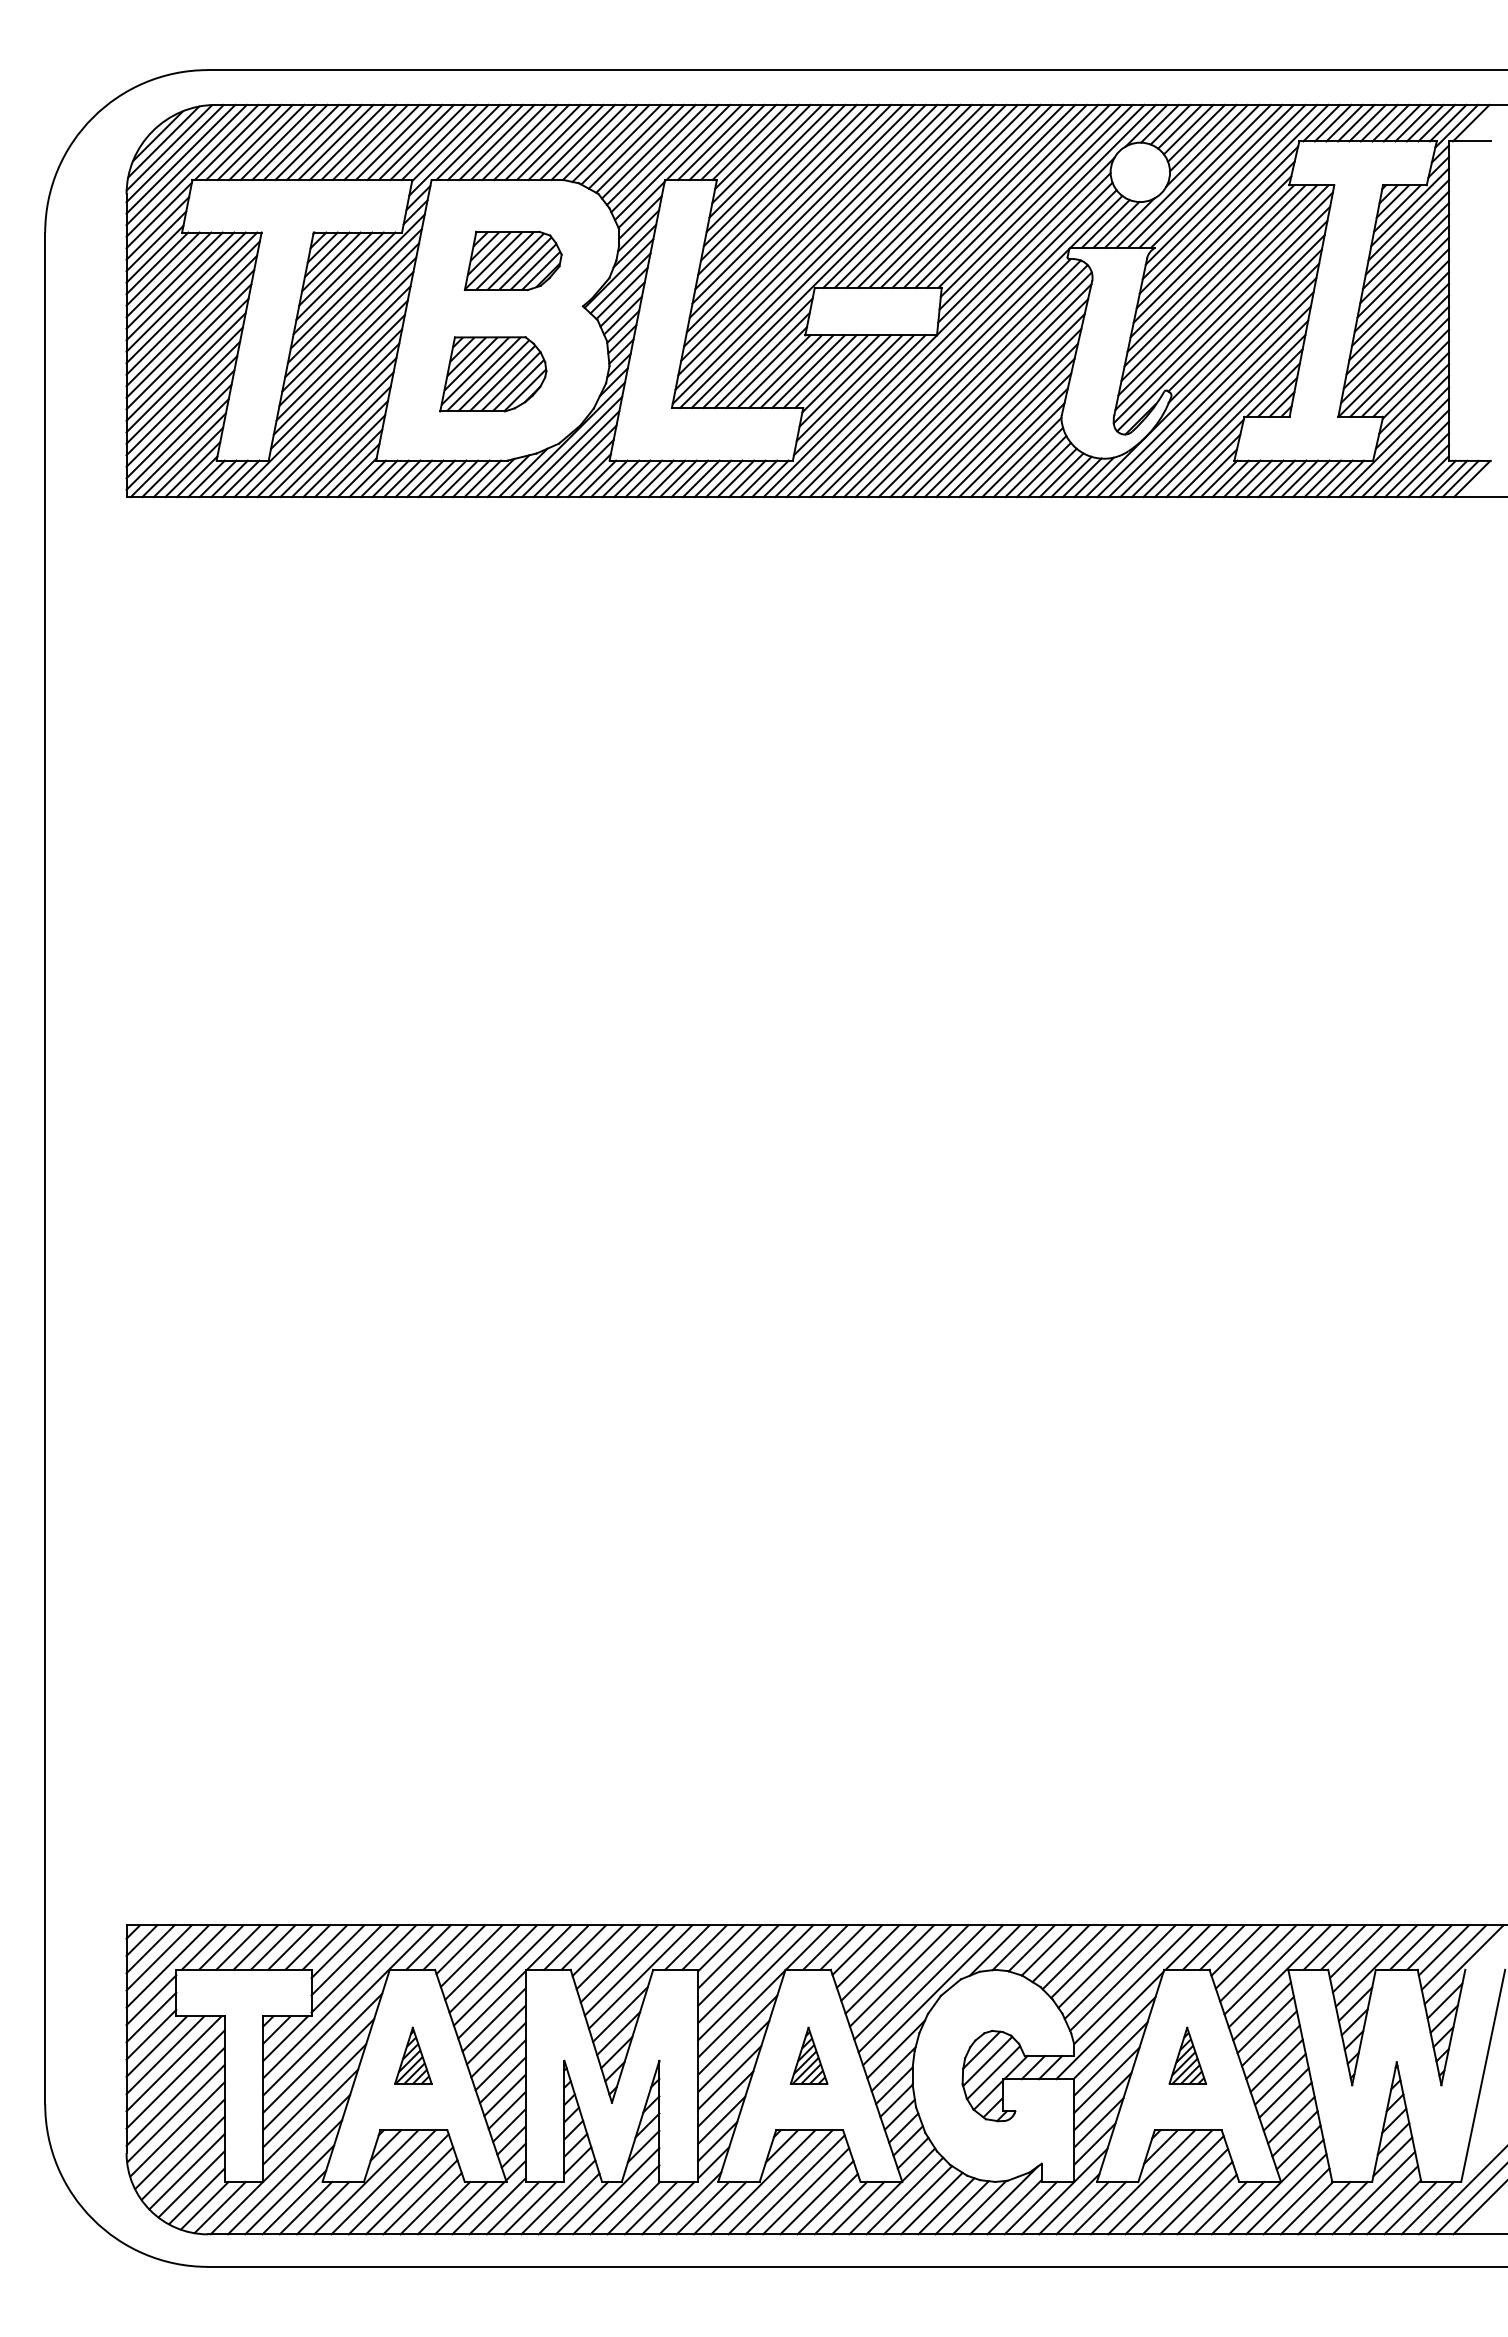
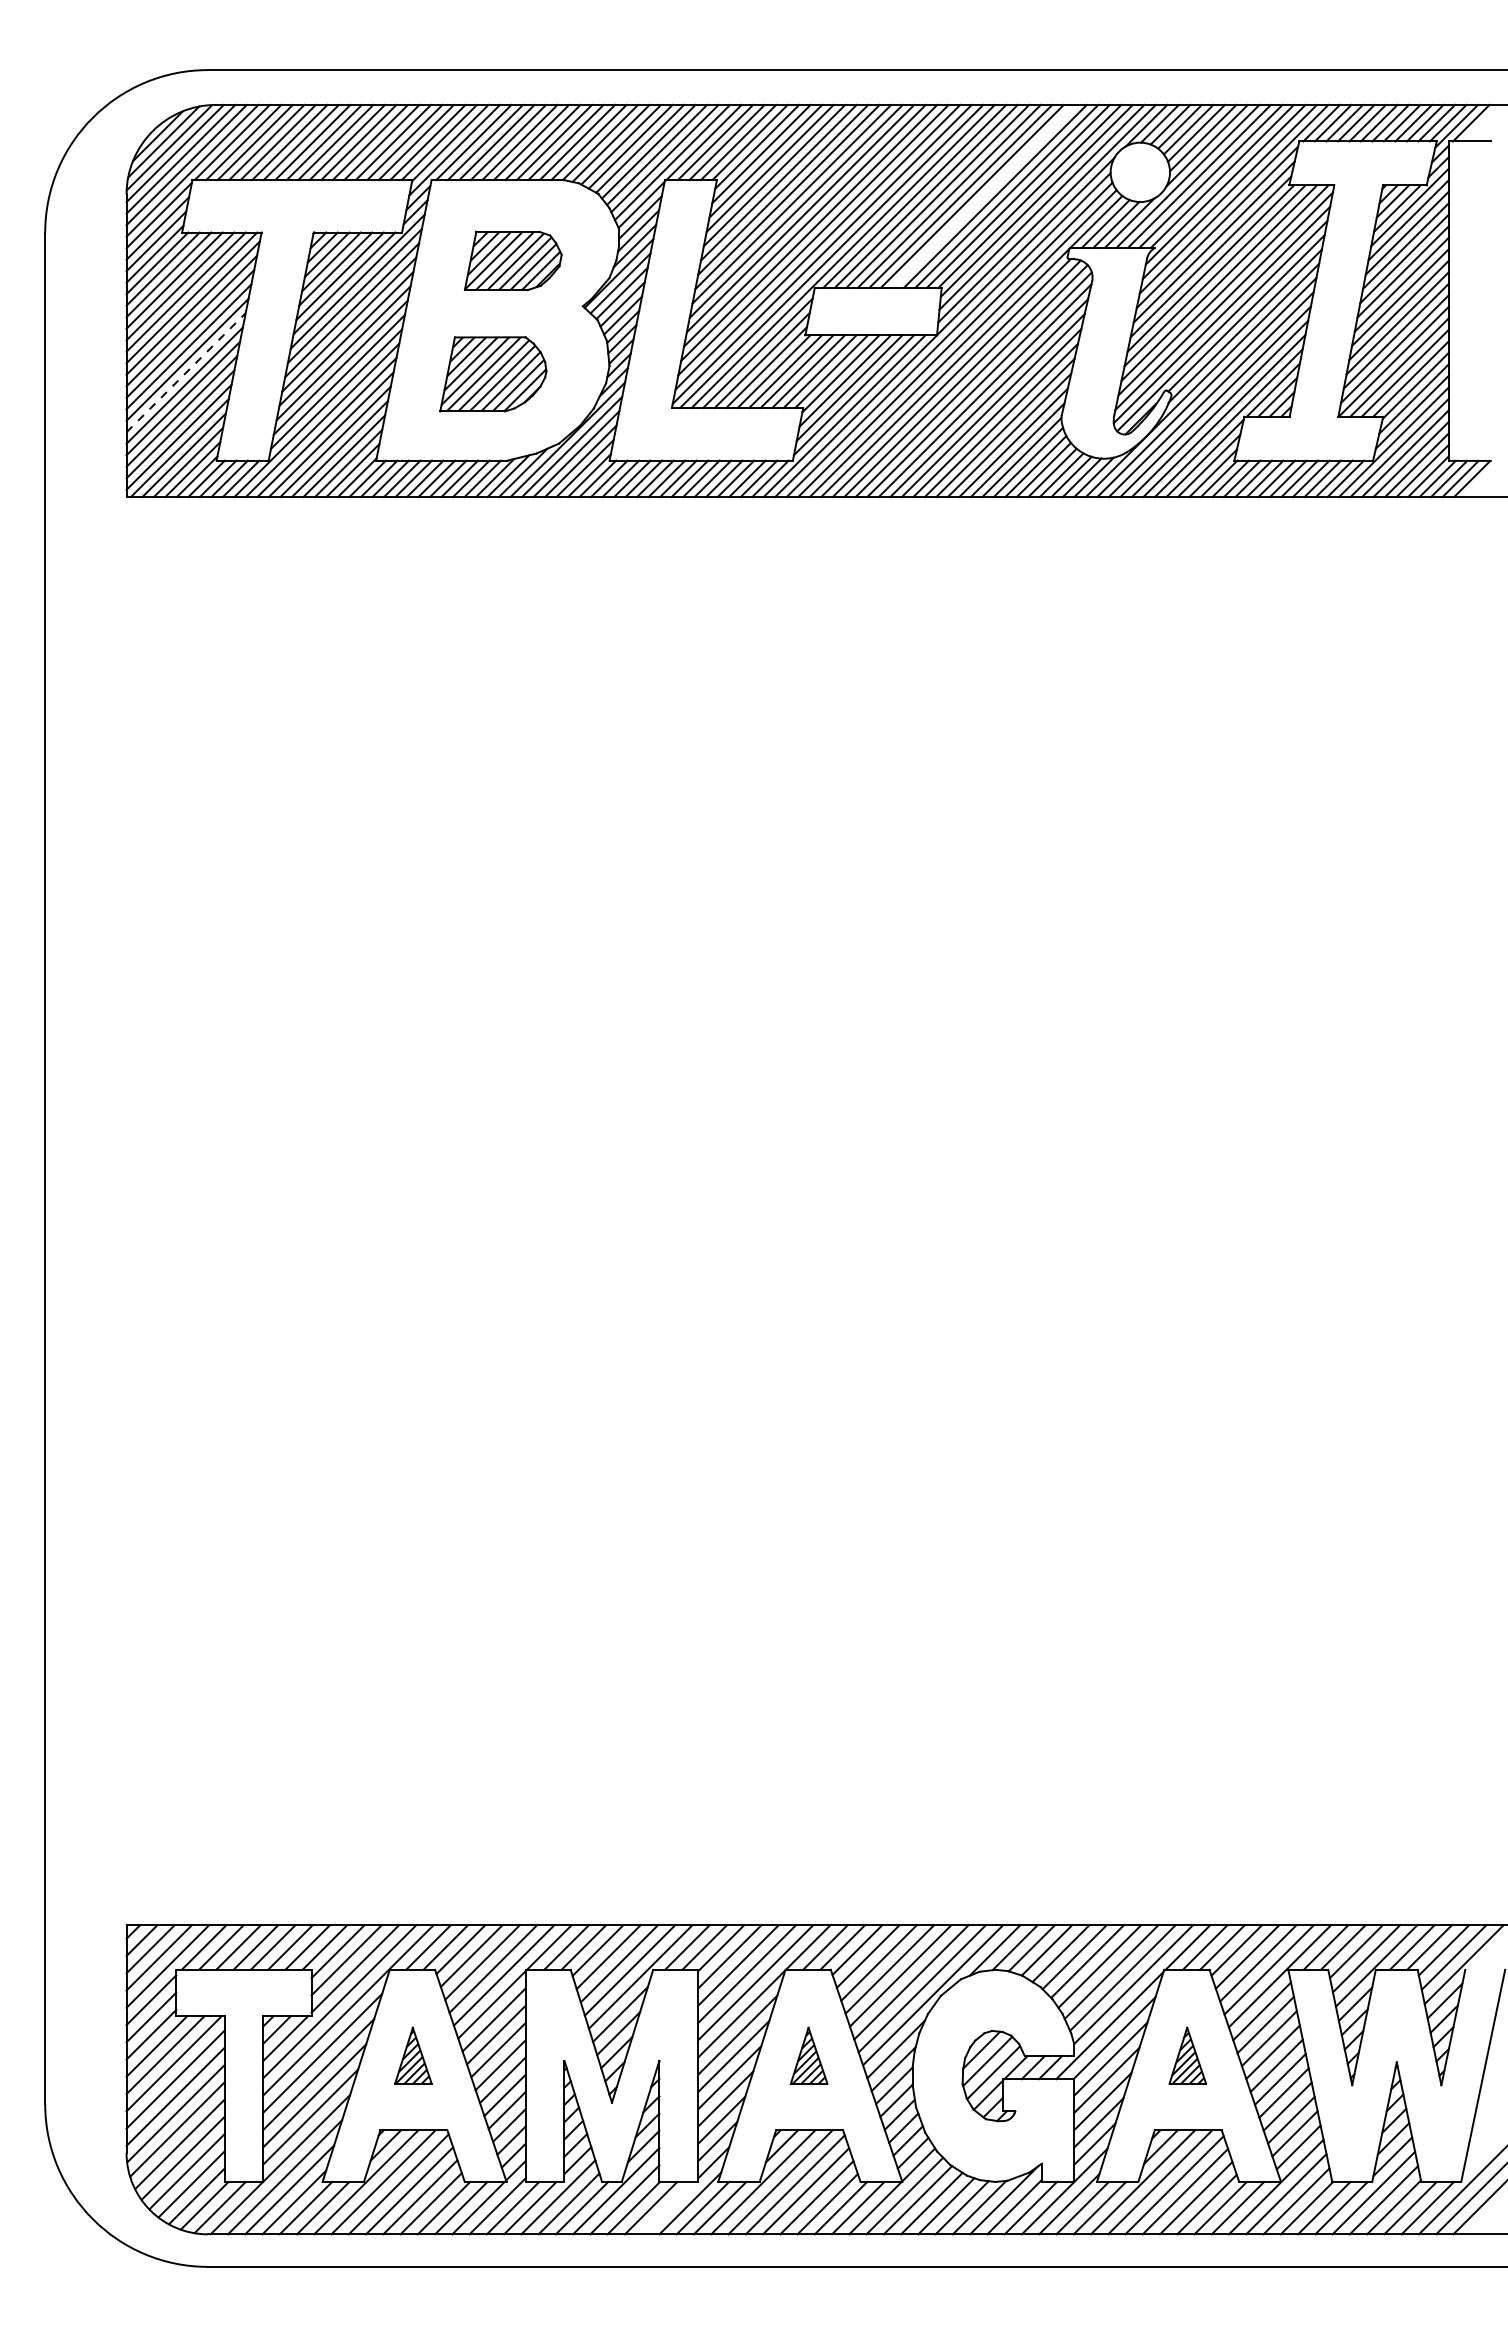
line: present -> none (983, 195)
line: solid -> dashed (186, 372)
line: present -> none (668, 2207)
